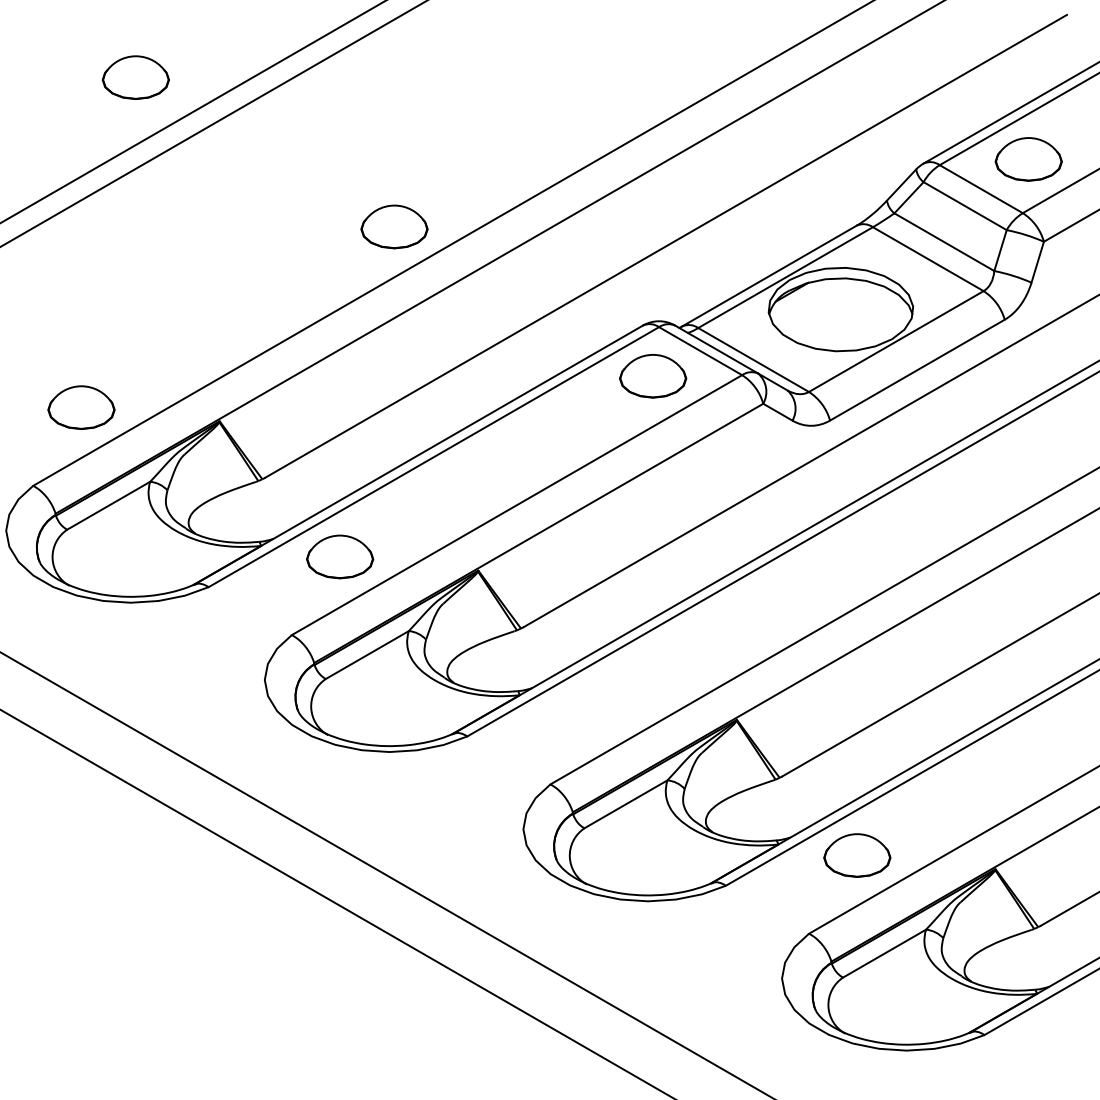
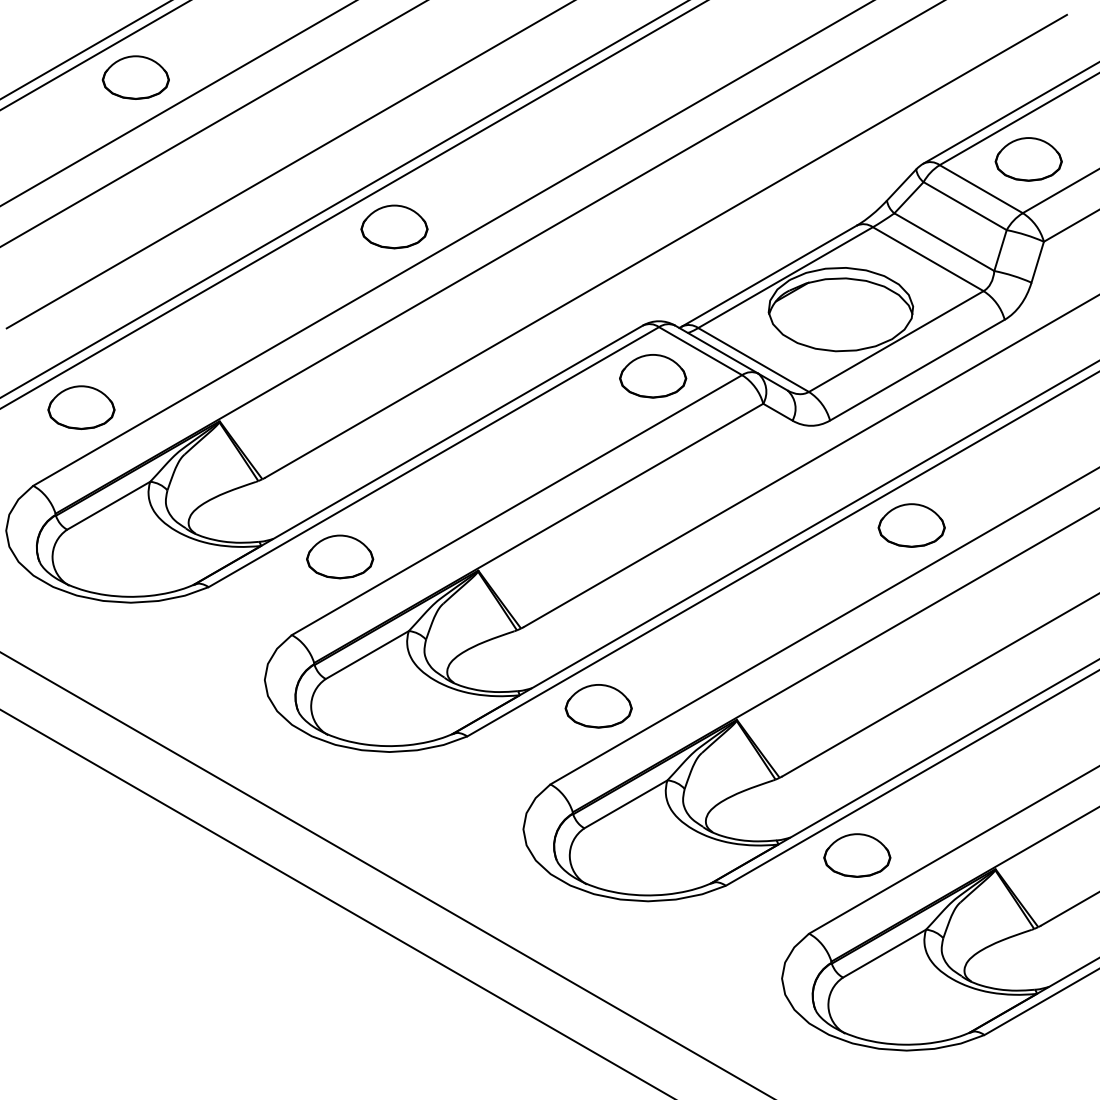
line: none -> present (85, 50)
line: none -> present (94, 55)
line position: (192, 112) -> (178, 103) (178, 103)
line: none -> present (288, 165)
line: none -> present (343, 199)
line: none -> present (353, 204)
part: none -> present (911, 525)
part: none -> present (598, 706)
